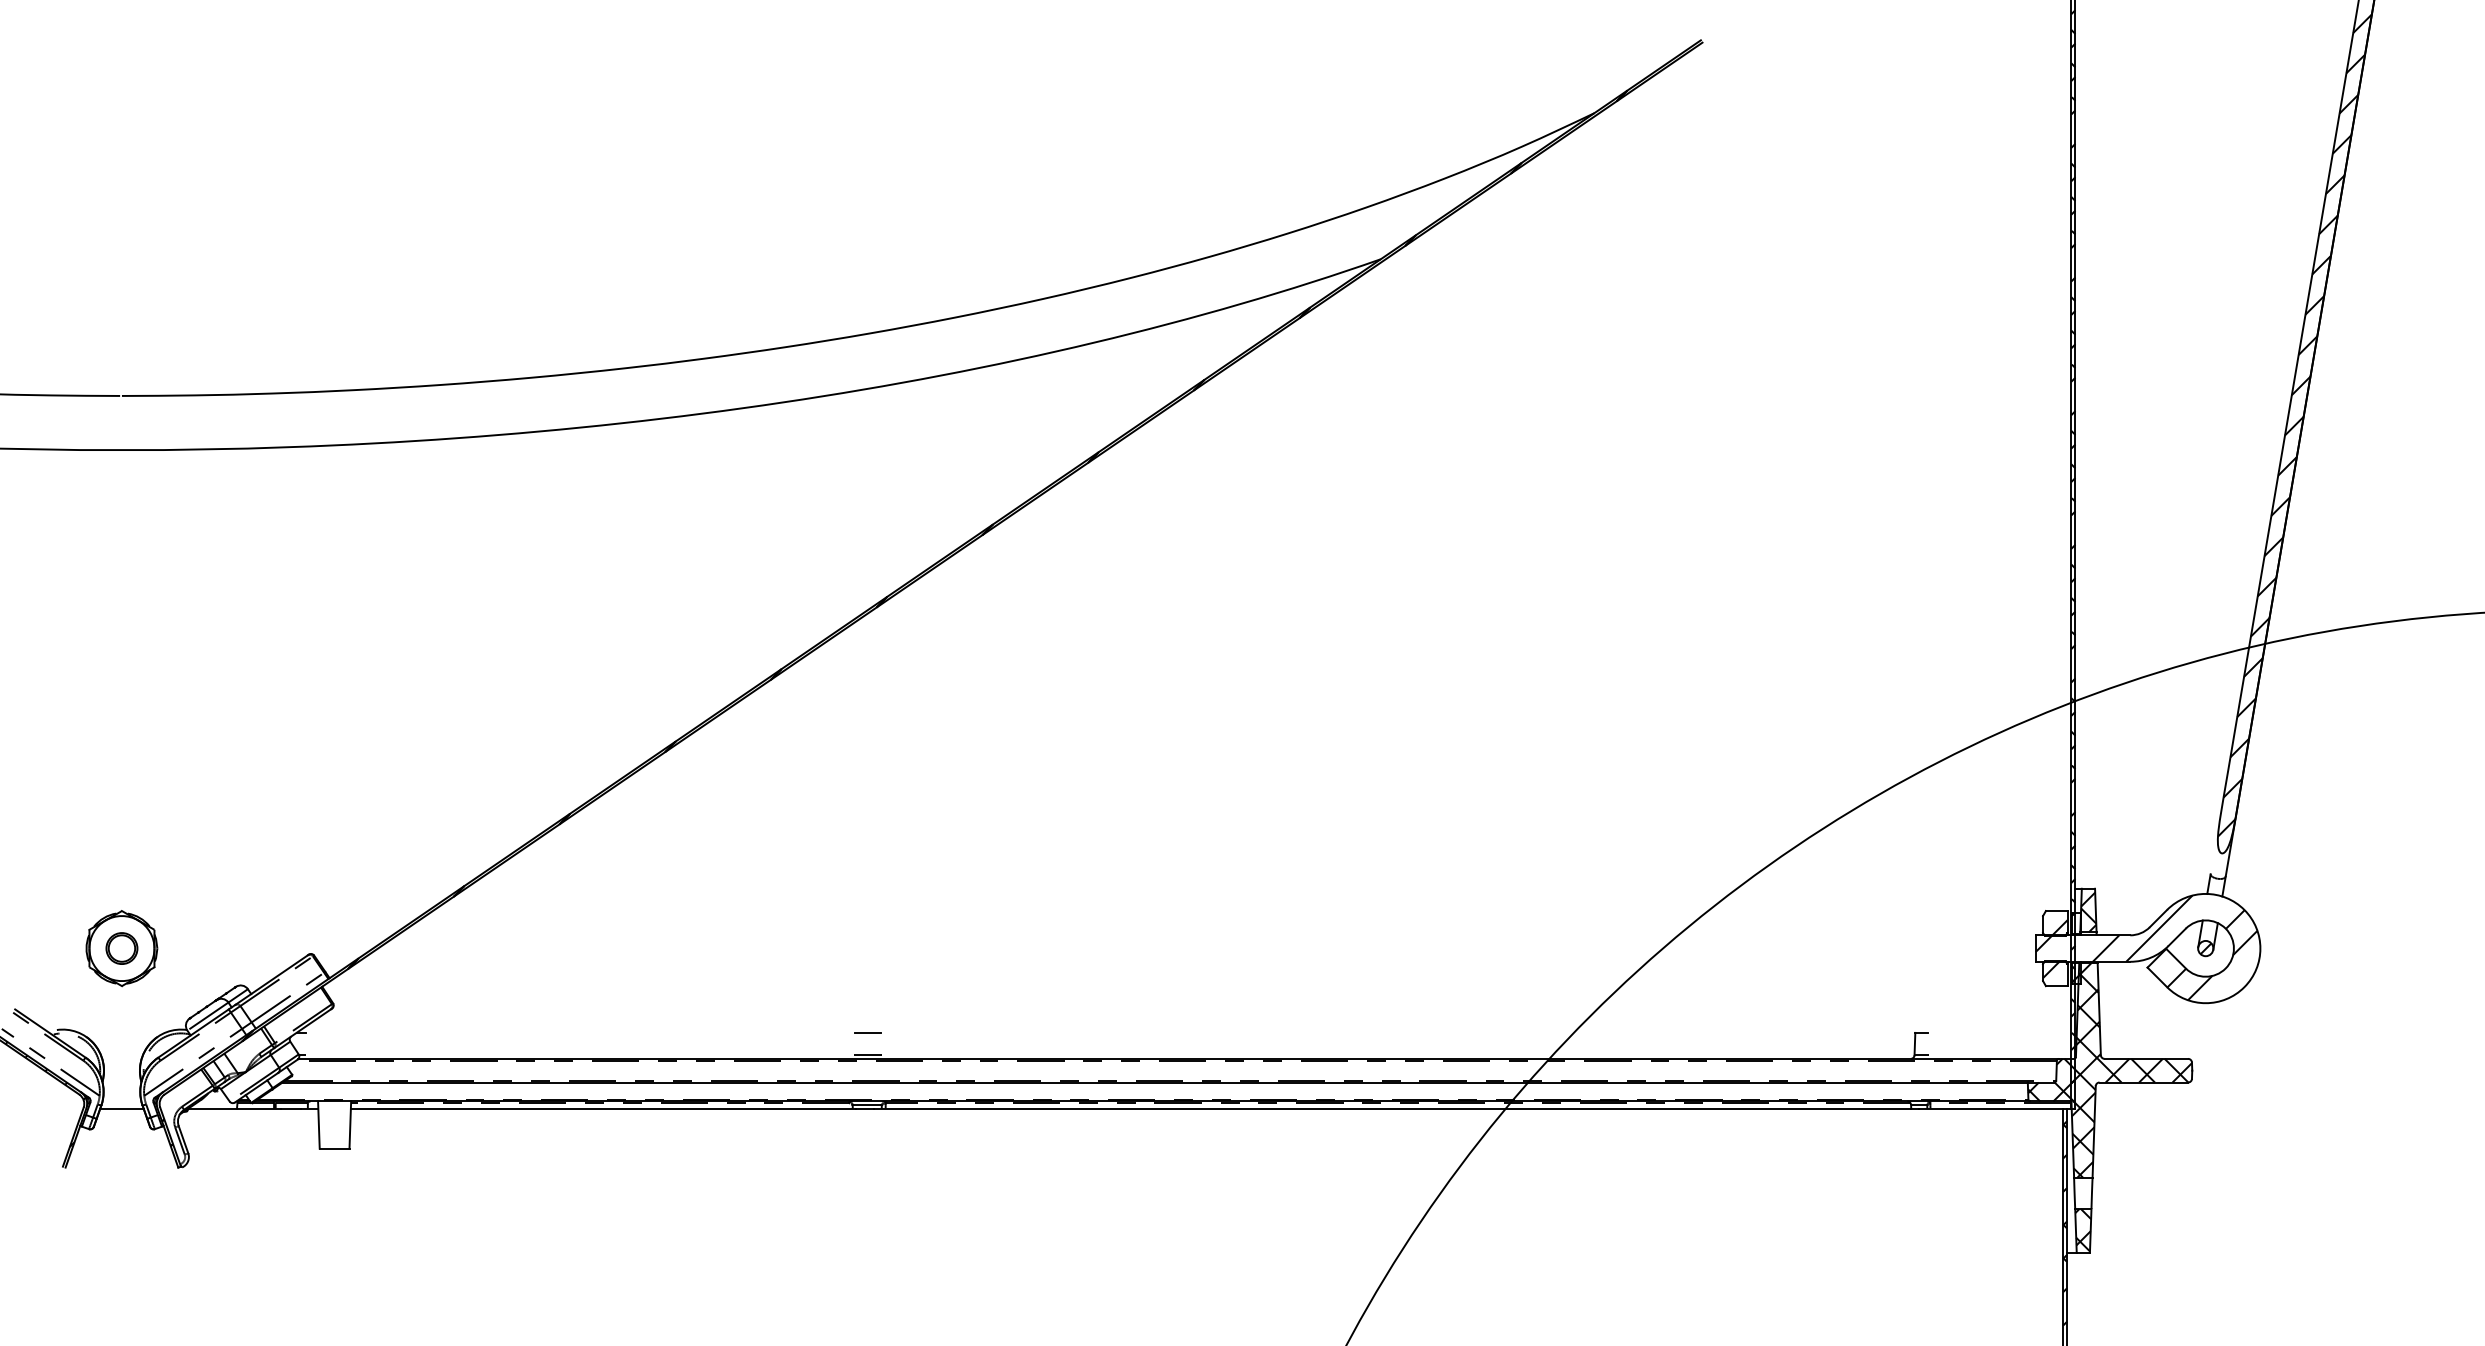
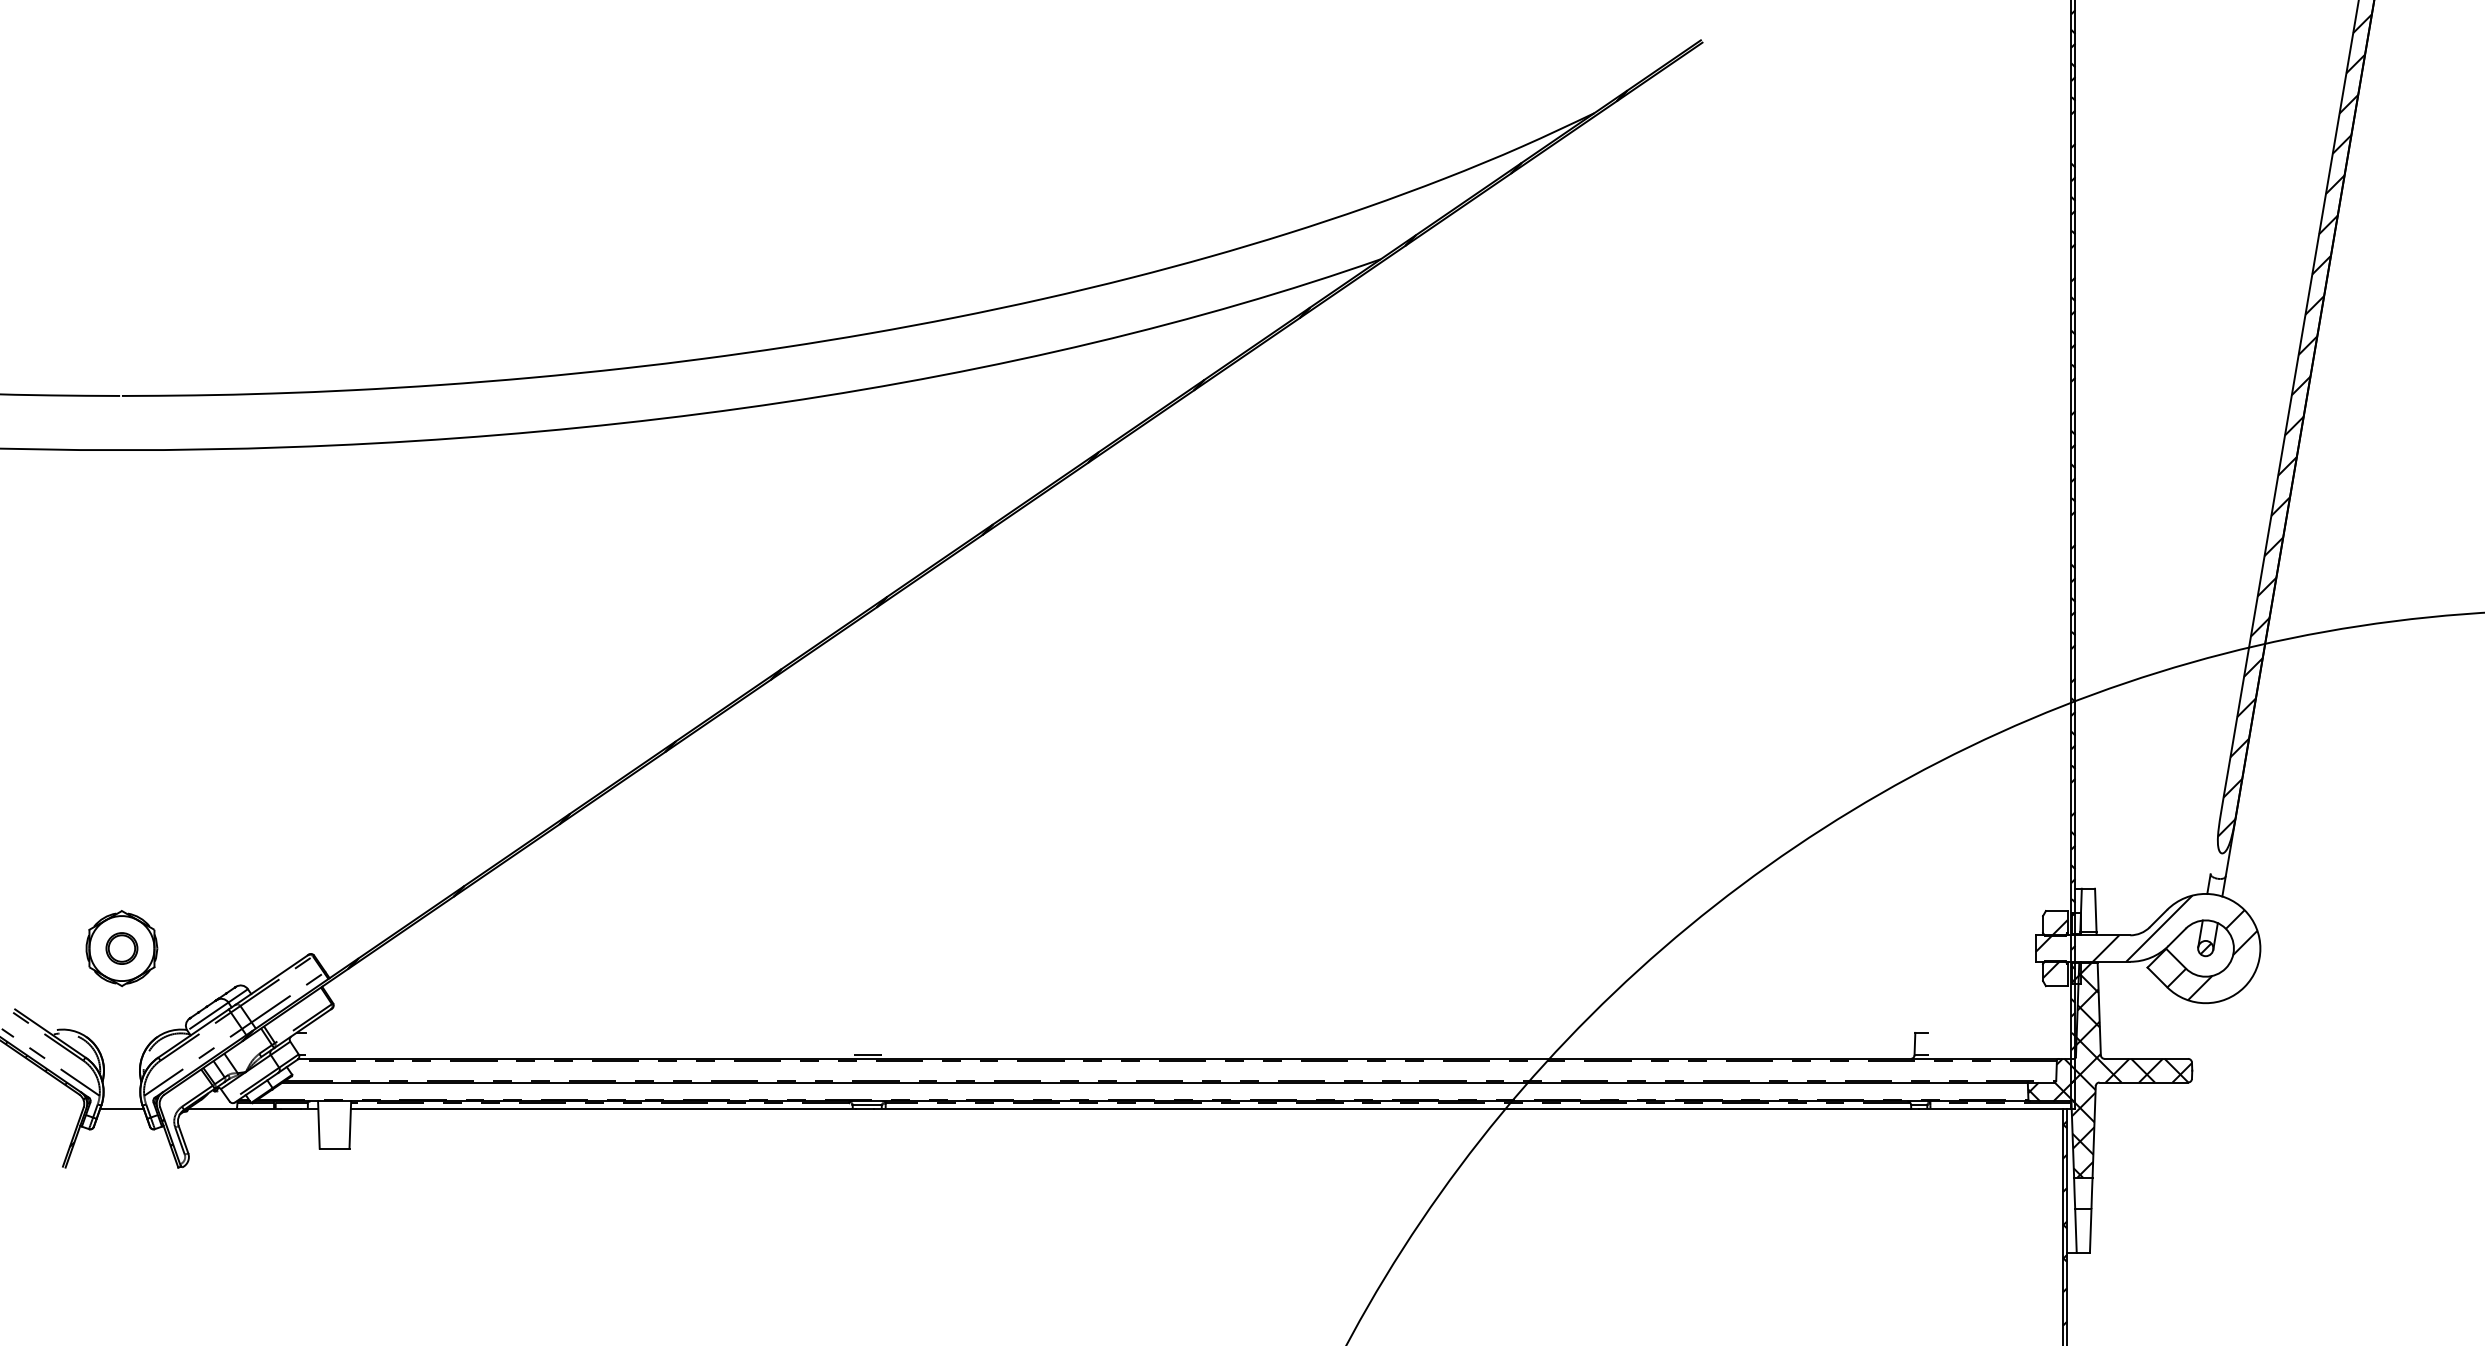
hatch: present -> none (2088, 910)
line: present -> none (867, 1032)
hatch: present -> none (2083, 1230)
